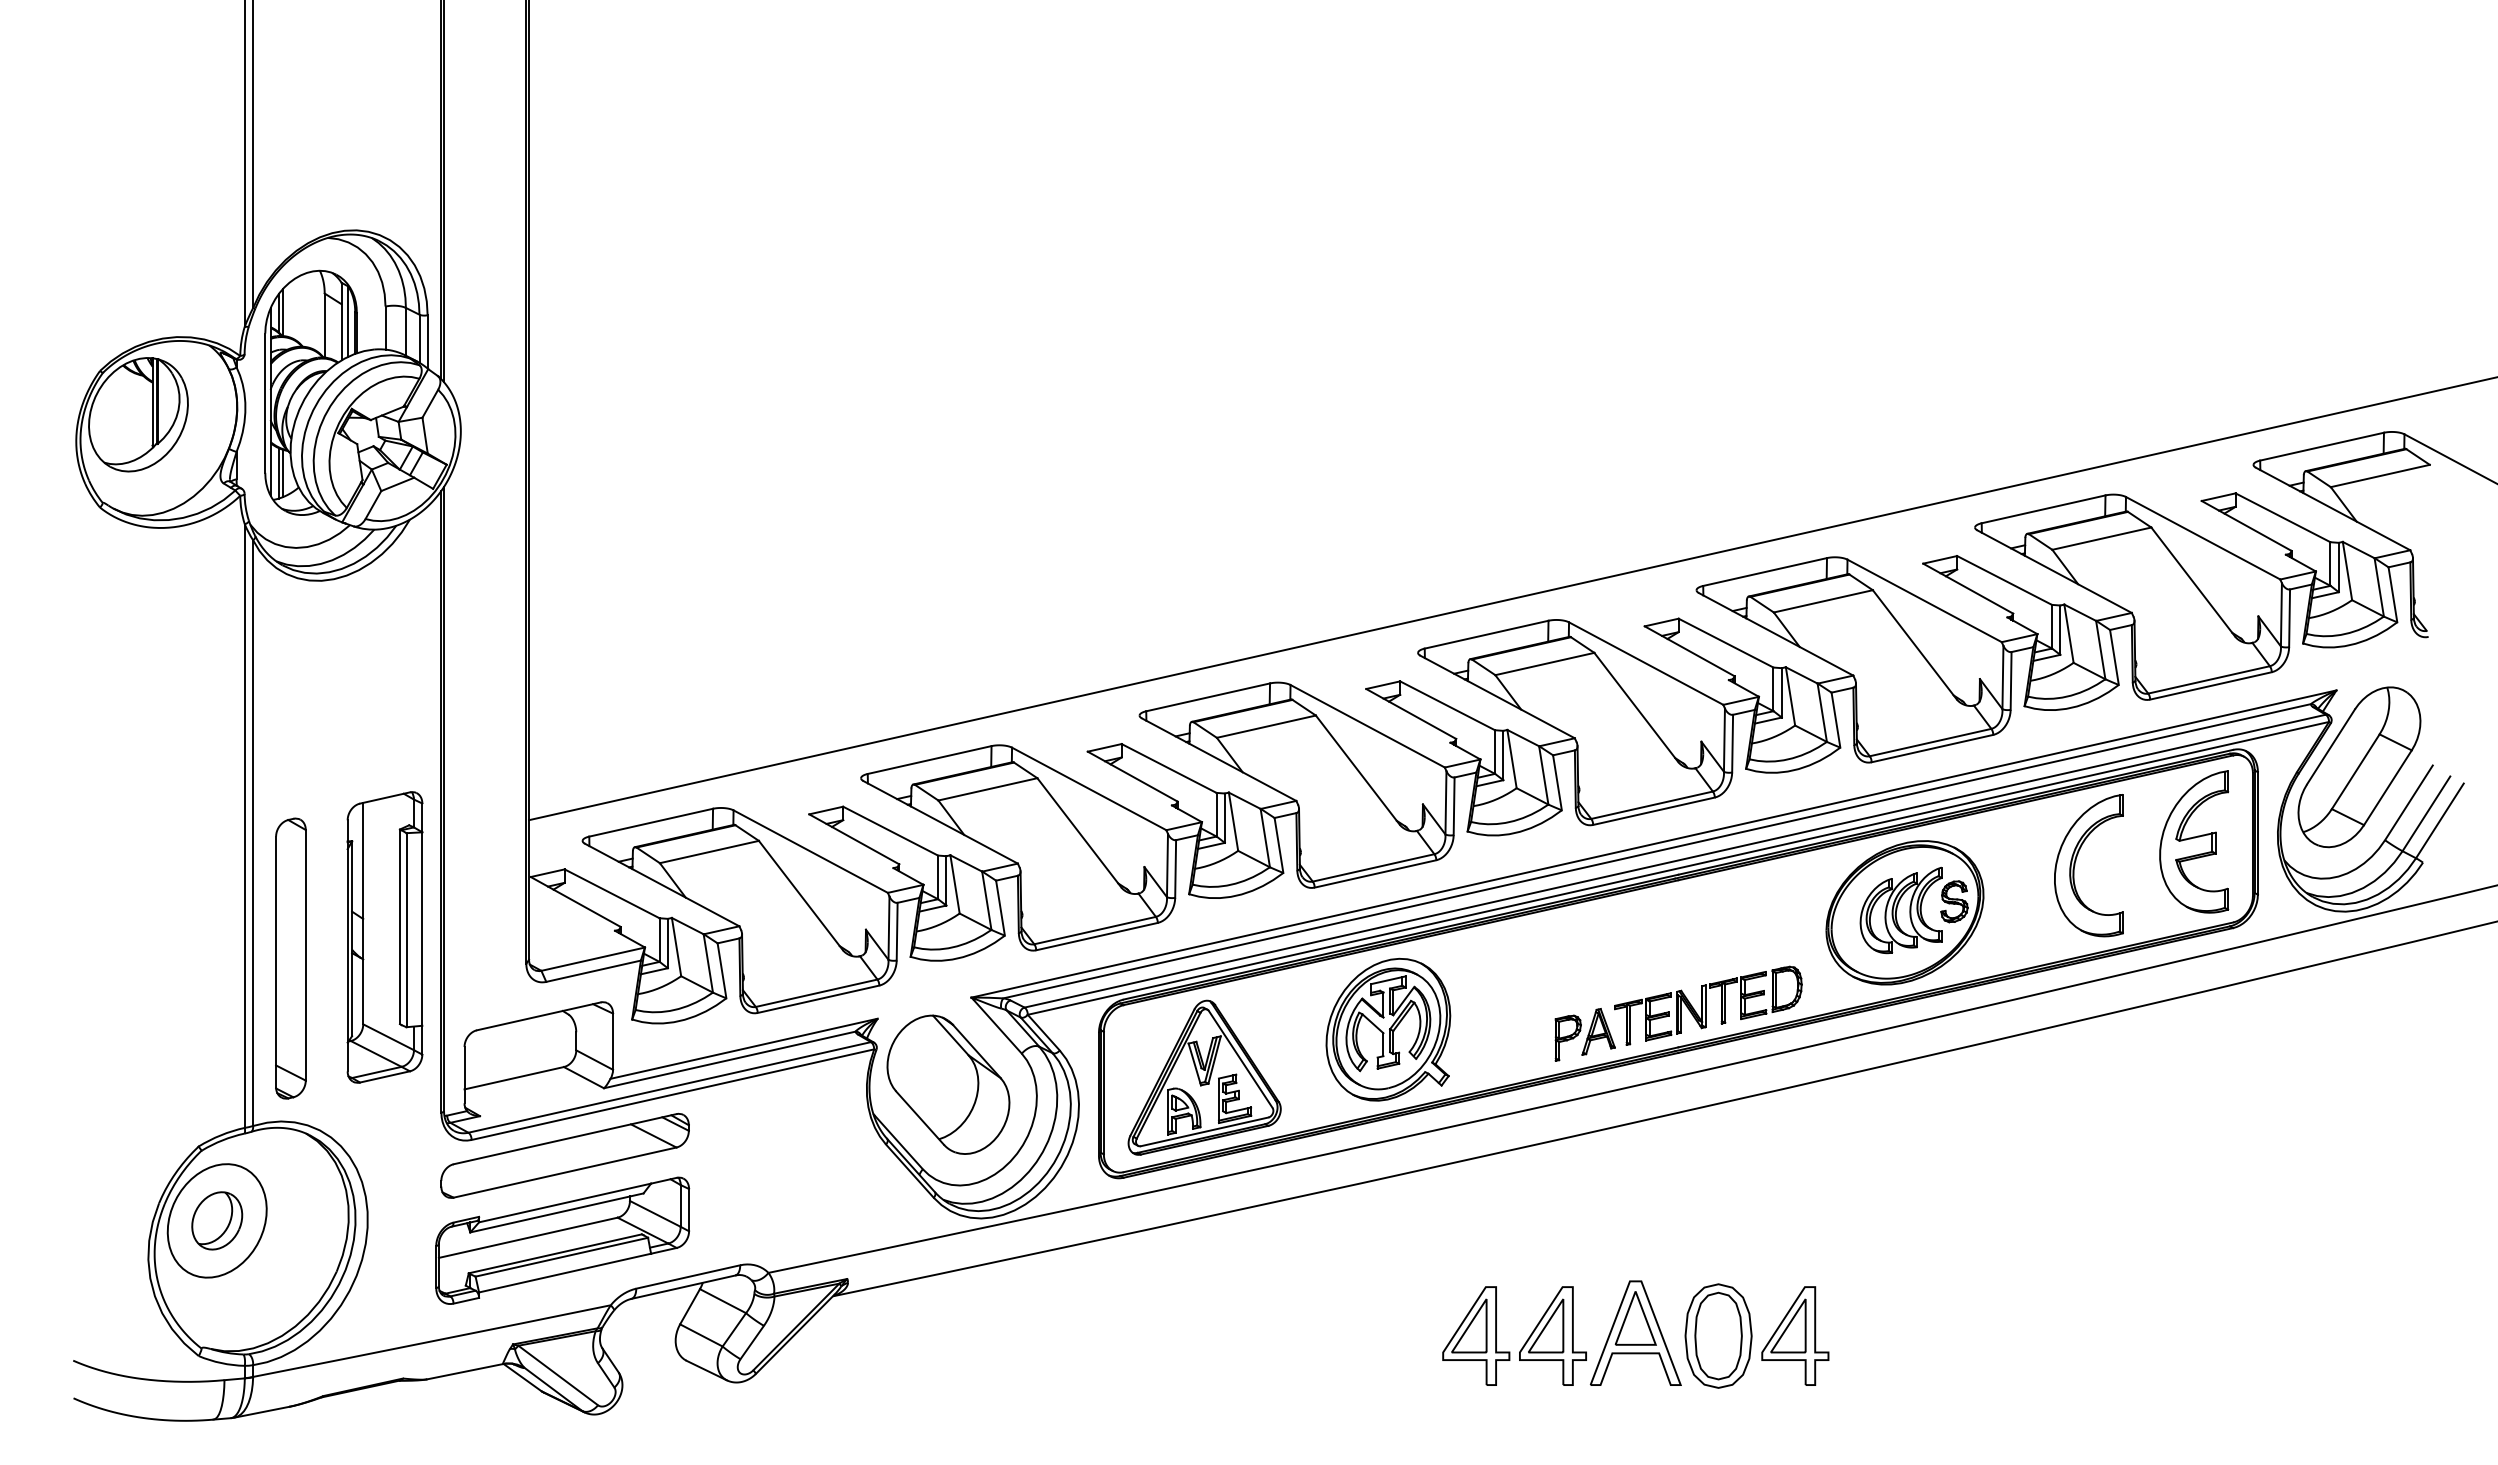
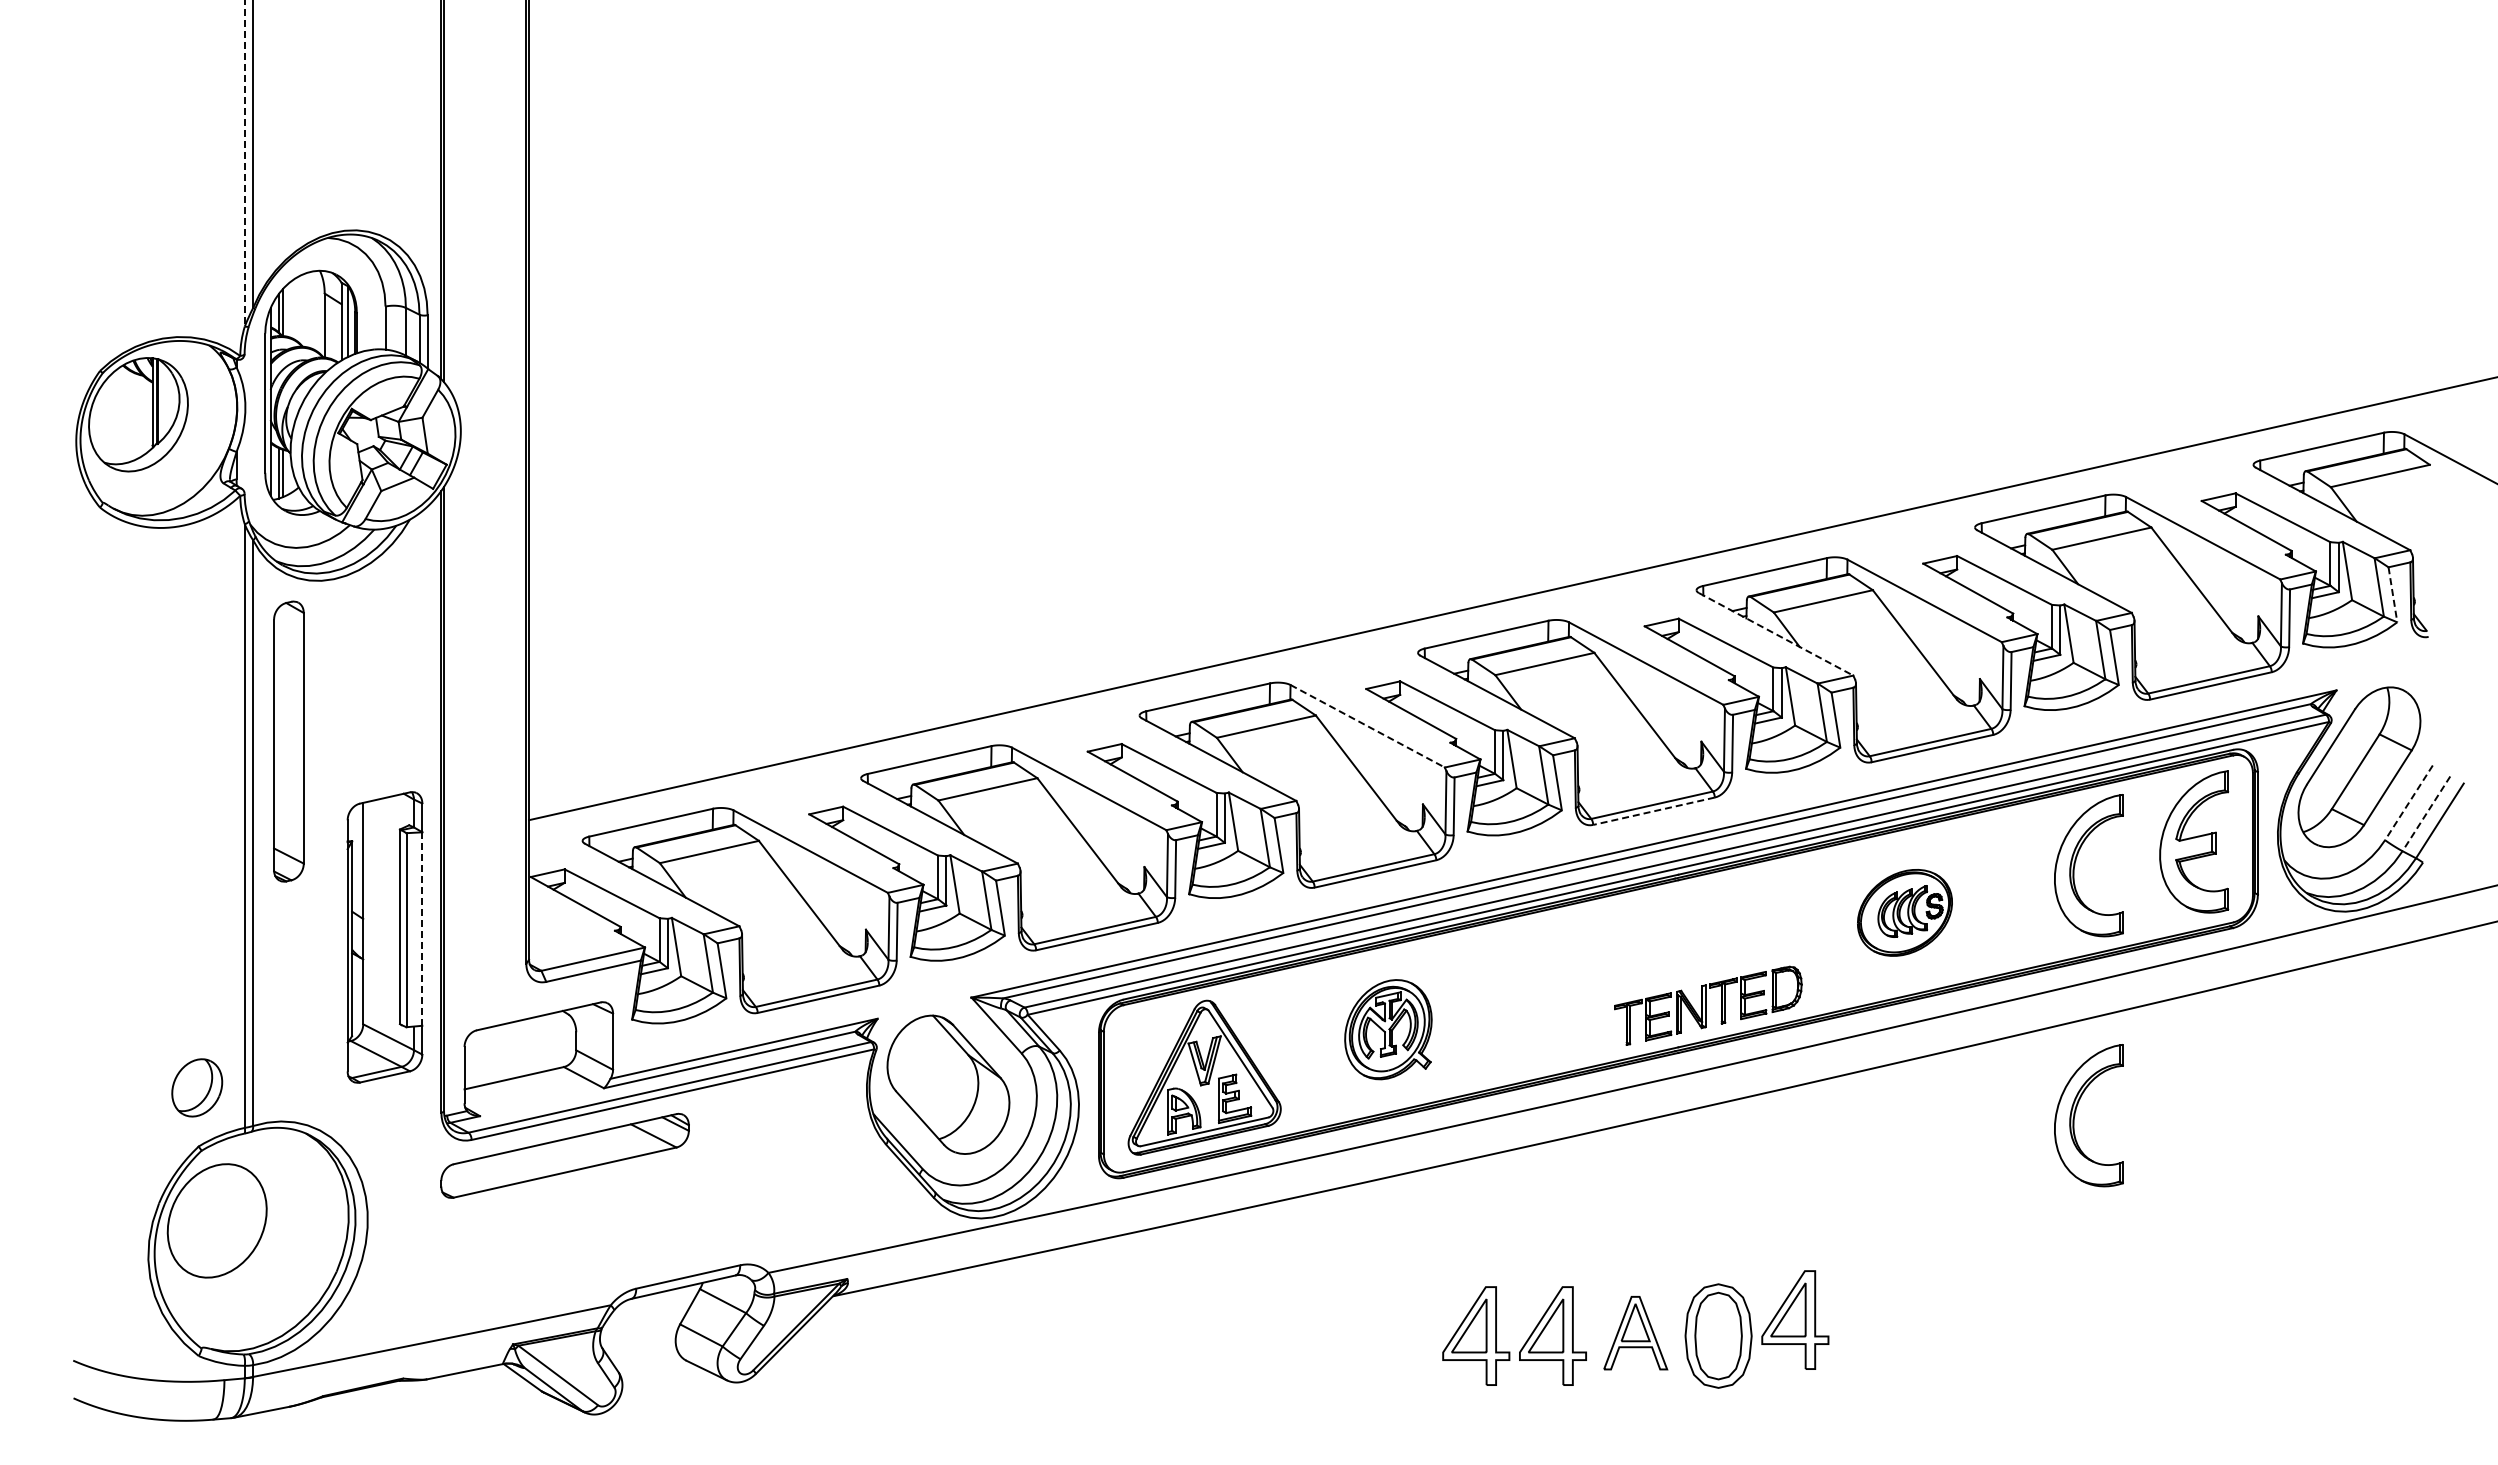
line: solid -> dashed (244, 163)
line: solid -> dashed (2392, 594)
line: solid -> dashed (1776, 634)
line: solid -> dashed (1367, 726)
line: solid -> dashed (2408, 803)
line: solid -> dashed (1653, 811)
line: solid -> dashed (2426, 814)
part size: 160x146 px -> 96x88 px (1904, 912)
line: solid -> dashed (422, 929)
part position: (290, 958) -> (288, 741) (288, 741)
part size: 127x145 px -> 89x102 px (1388, 1029)
part: present -> none (1584, 1034)
part: none -> present (2076, 1110)
part position: (217, 1220) -> (197, 1087) (197, 1087)
part: present -> none (562, 1240)
part size: 93x106 px -> 66x75 px (1635, 1333)
part position: (1795, 1335) -> (1795, 1319) (1795, 1319)
